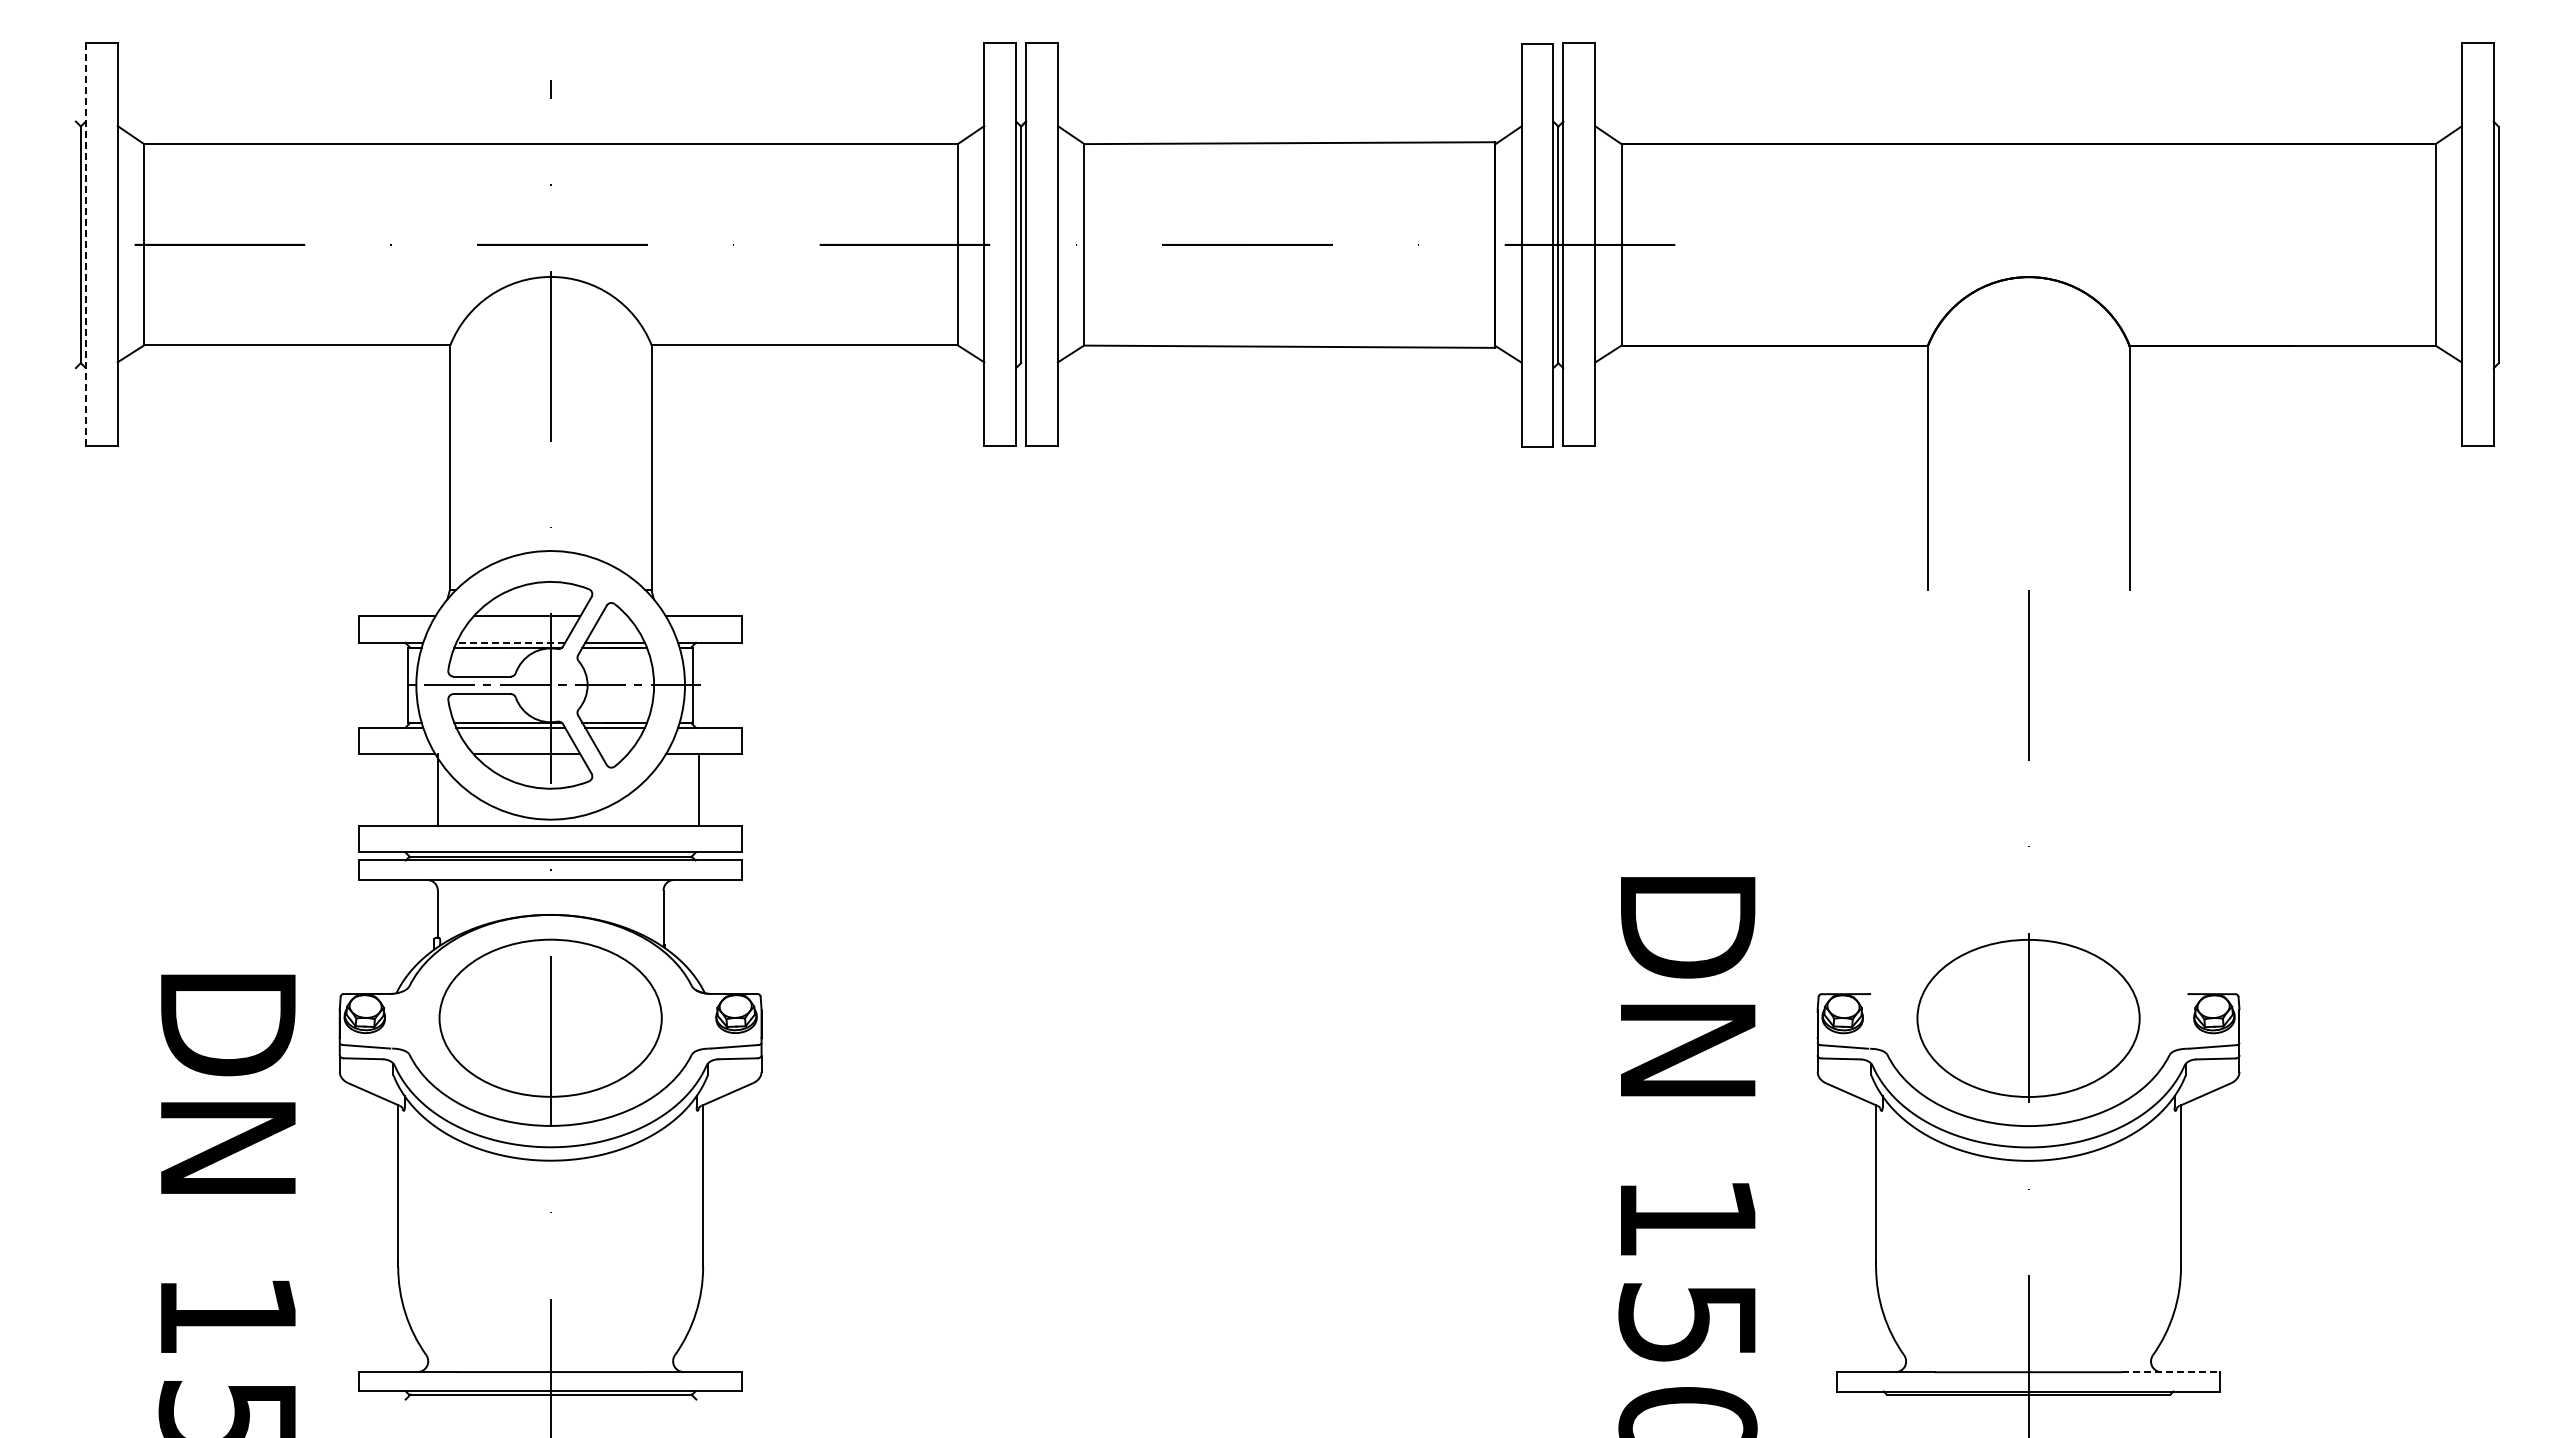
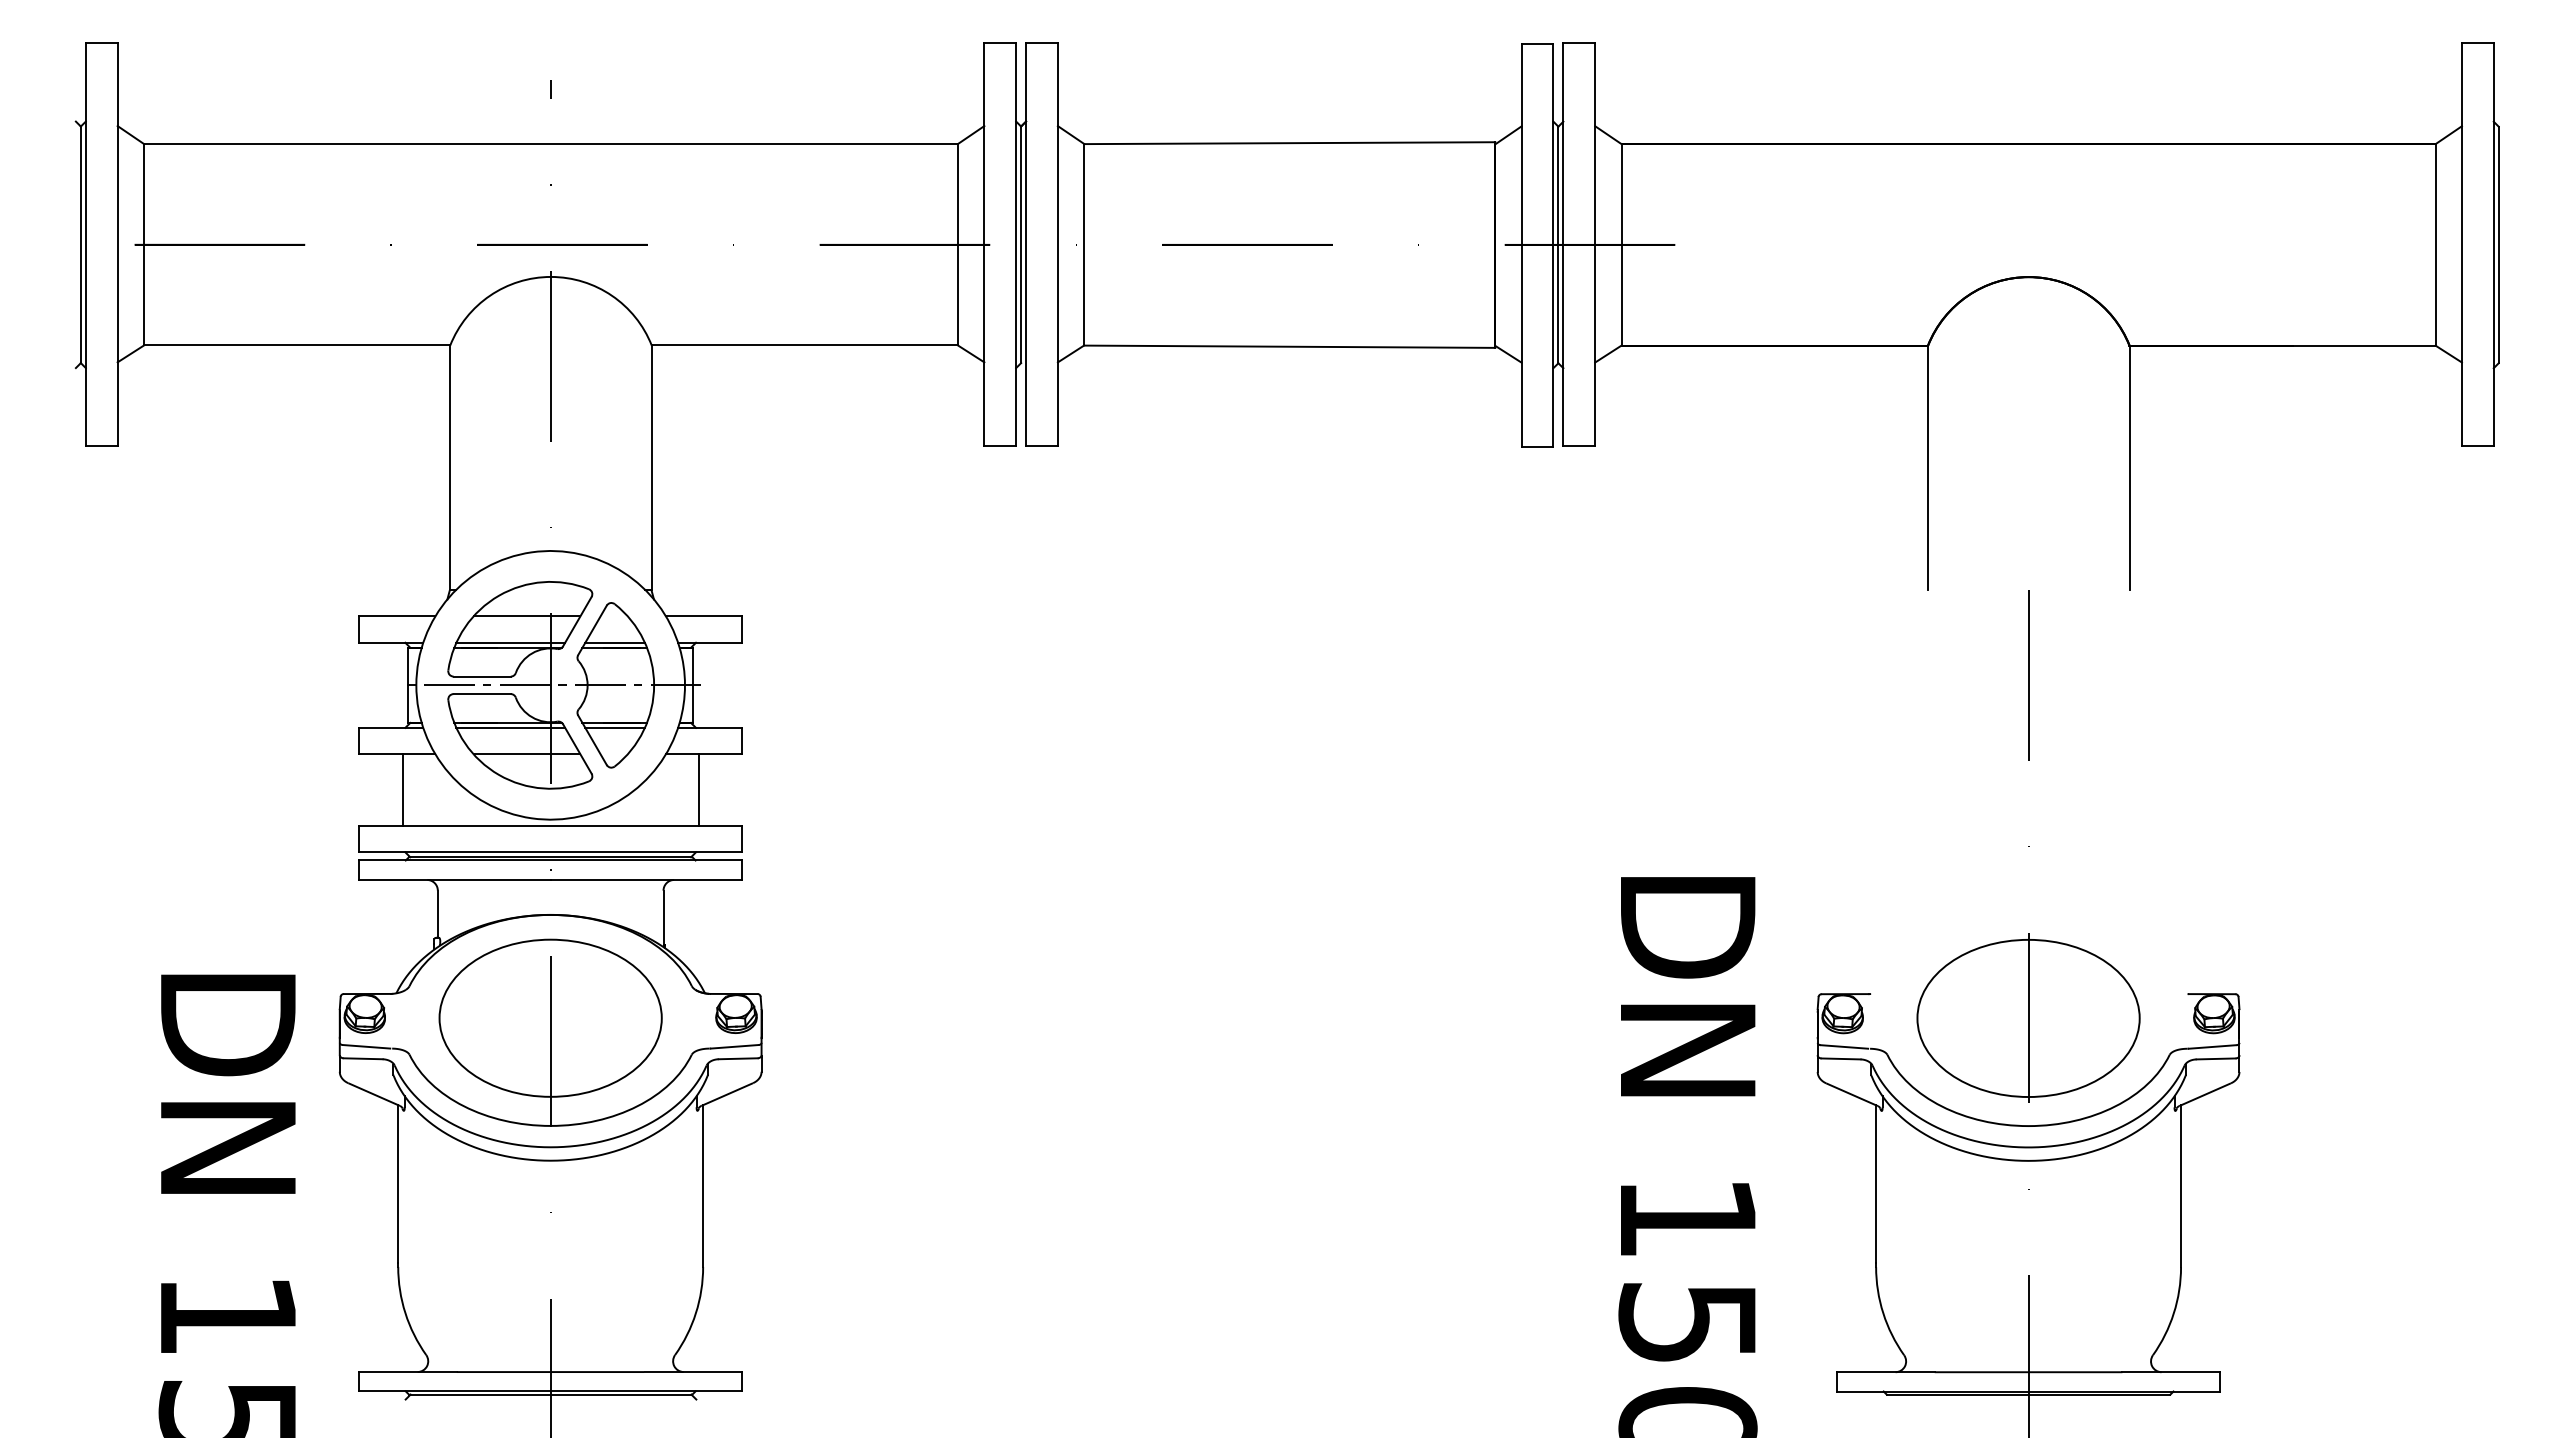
line: dashed -> solid (85, 244)
line: dashed -> solid (510, 642)
line position: (437, 789) -> (402, 789) (402, 789)
line: dashed -> solid (2171, 1372)
